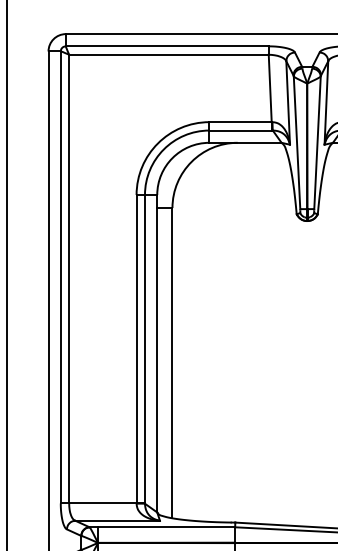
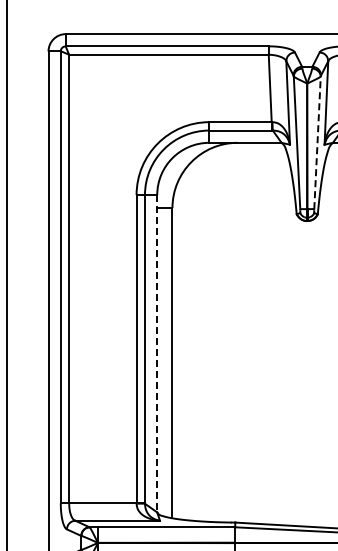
line: solid -> dashed (317, 142)
line: solid -> dashed (157, 353)
